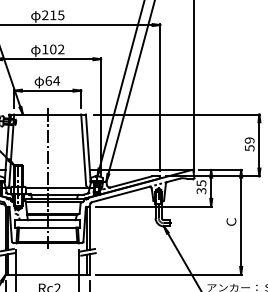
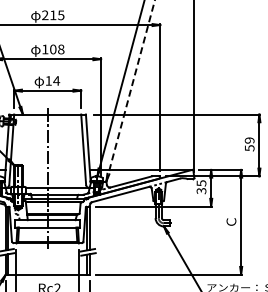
text: 102 -> 108 (61, 49)
text: 64 -> 14 (48, 80)
line: solid -> dashed (130, 90)
